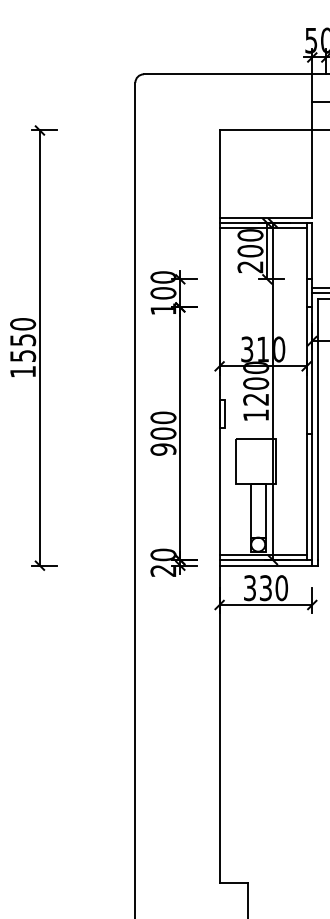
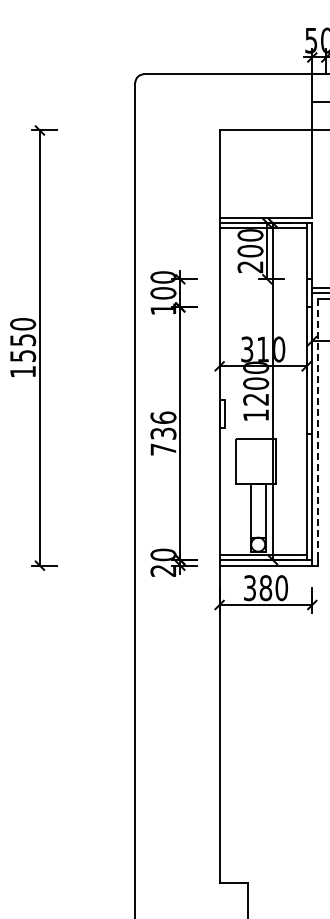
line: solid -> dashed (317, 429)
text: 900 -> 736 (163, 433)
text: 330 -> 380 (265, 588)
